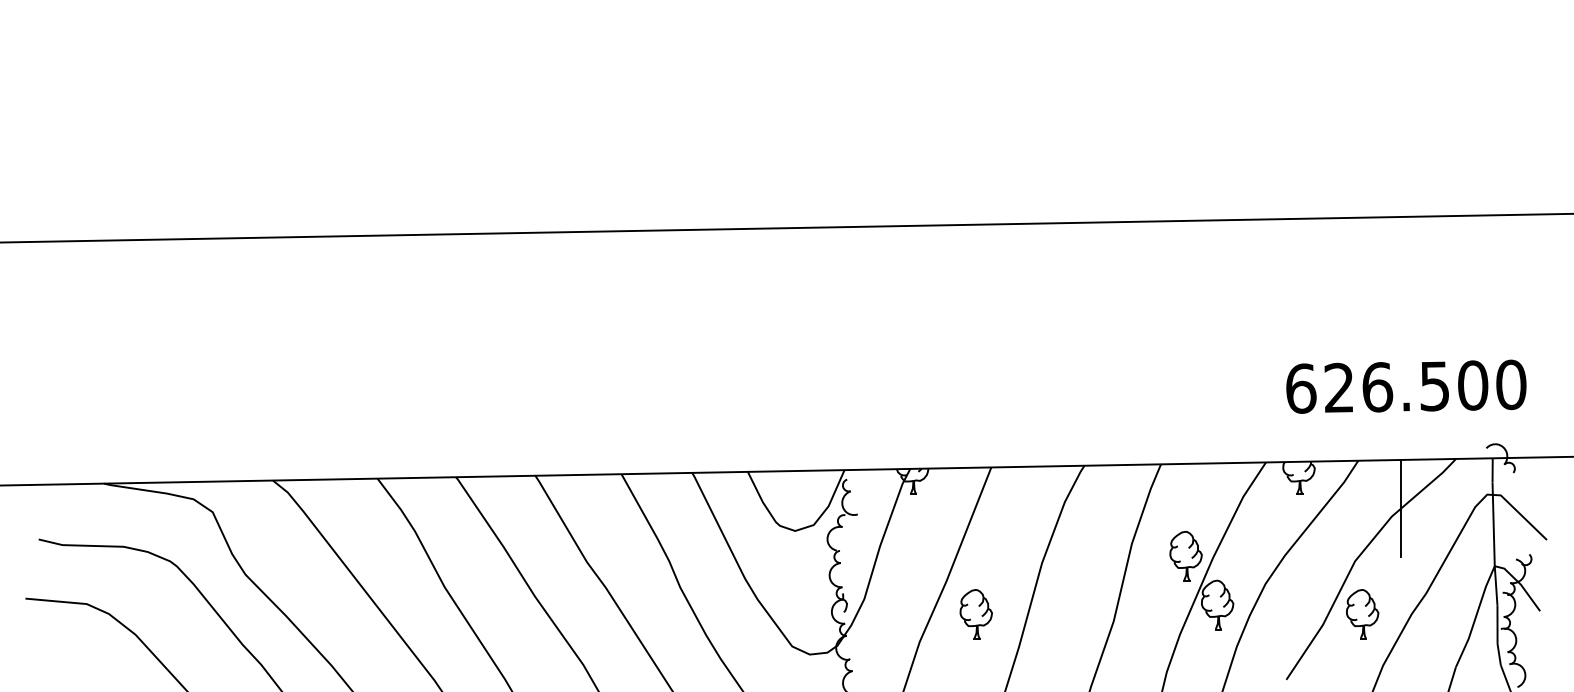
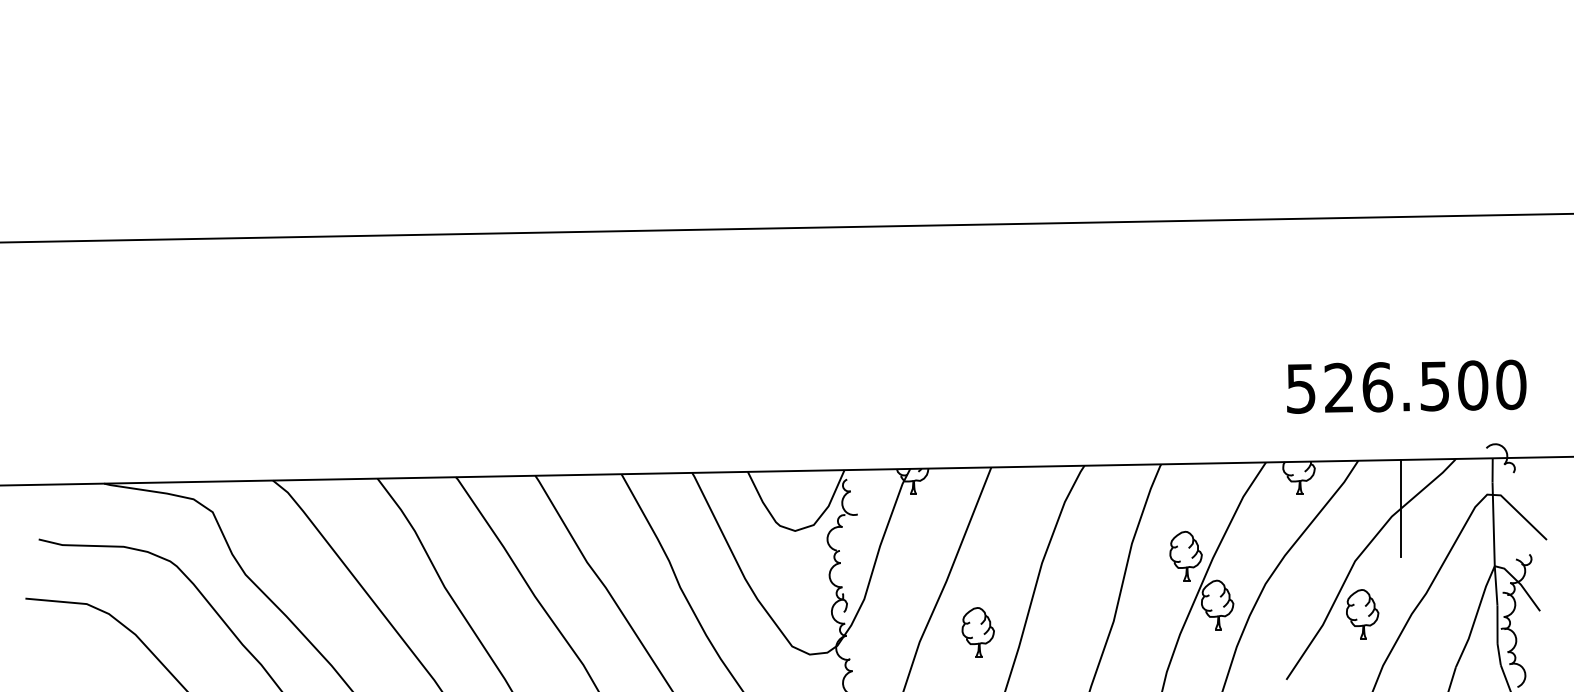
text: 626.500 -> 526.500 (1301, 388)
part position: (975, 614) -> (977, 632) (977, 632)
